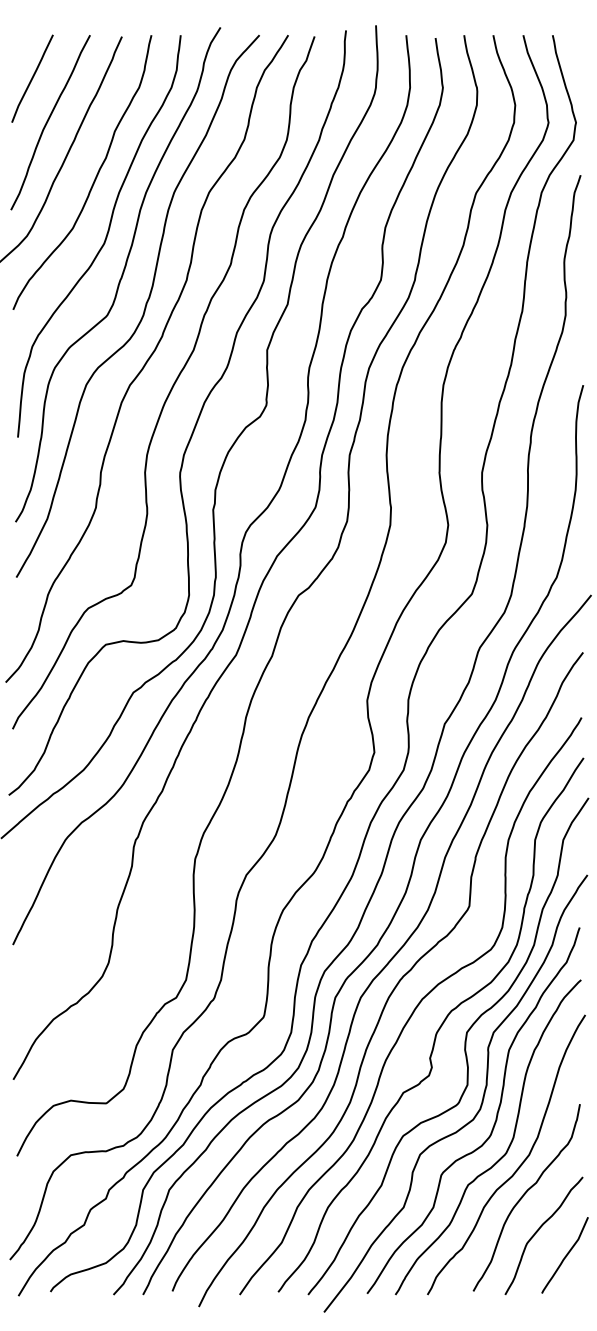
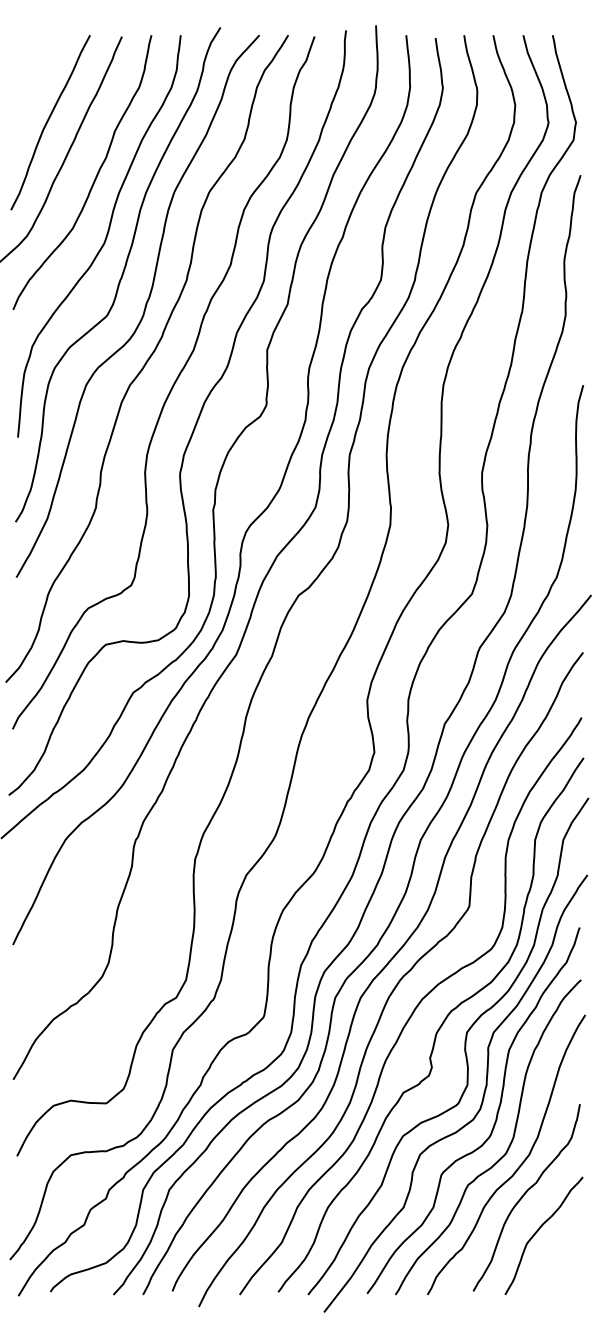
curve: present -> none (32, 78)
curve: present -> none (565, 1255)
